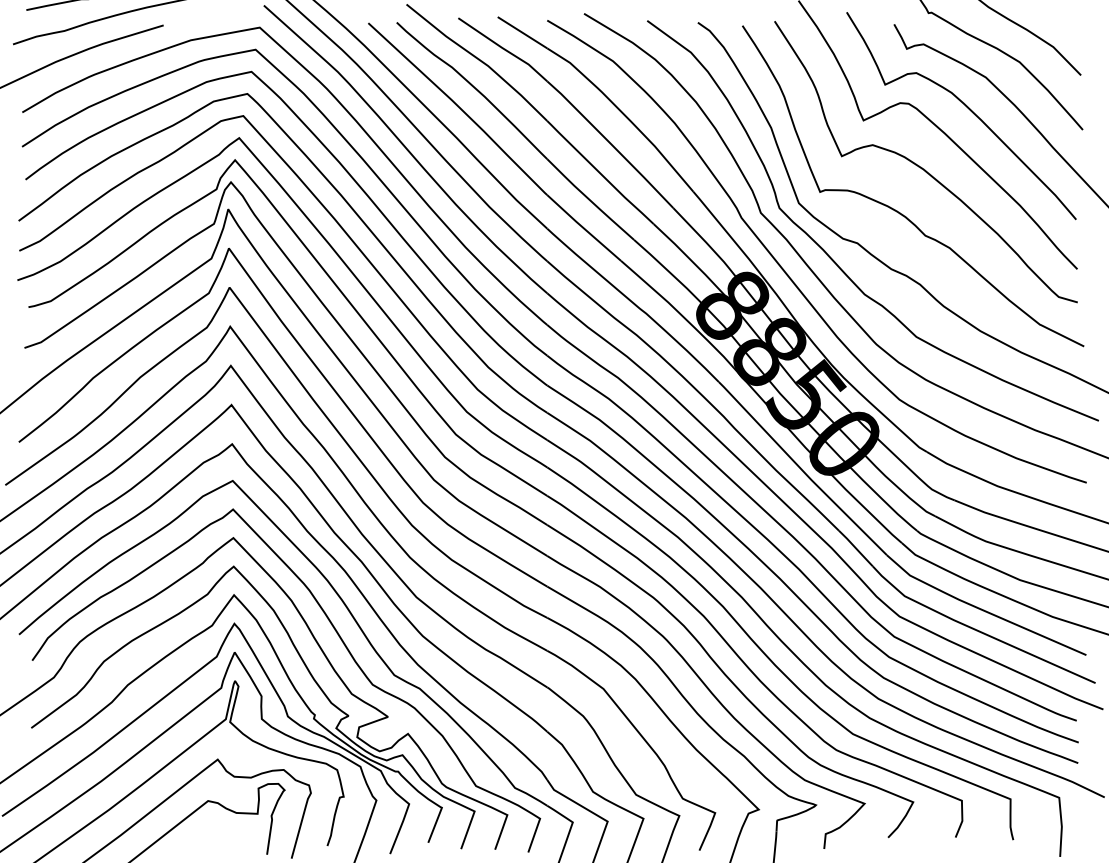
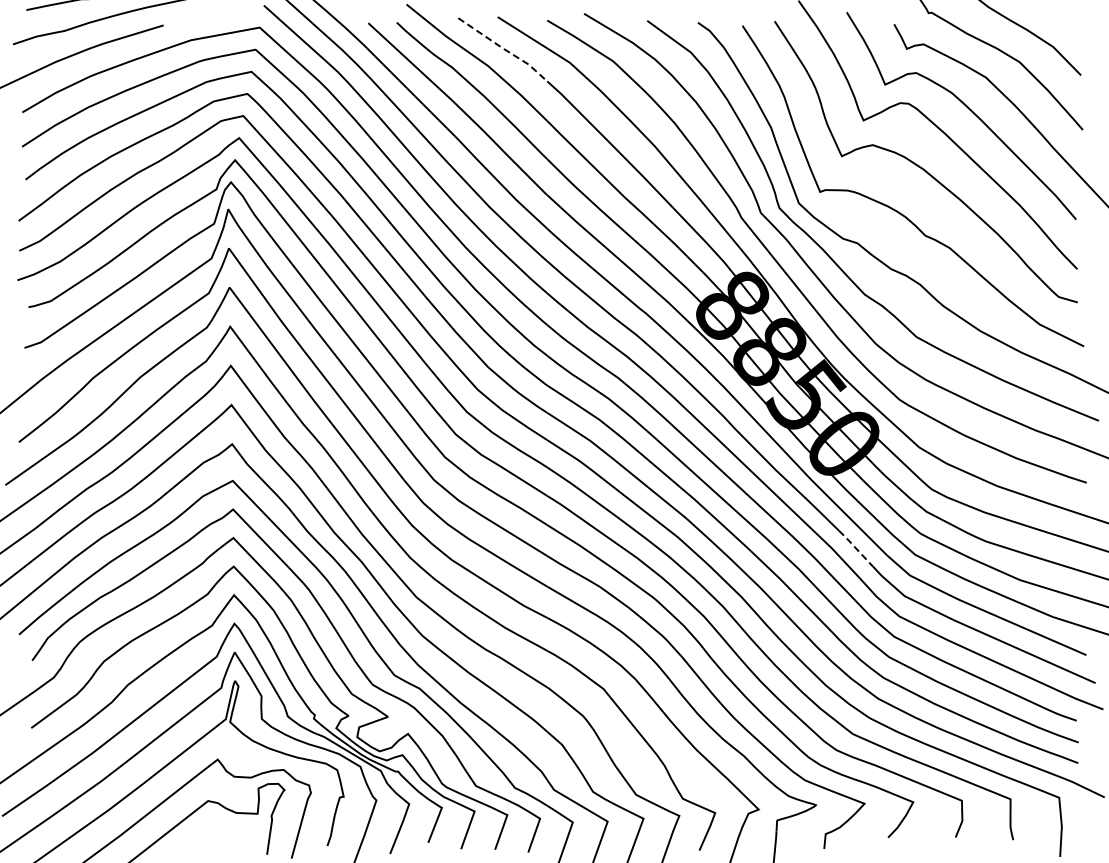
line: solid -> dashed (503, 48)
line: solid -> dashed (856, 548)
